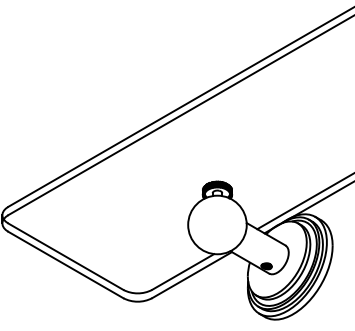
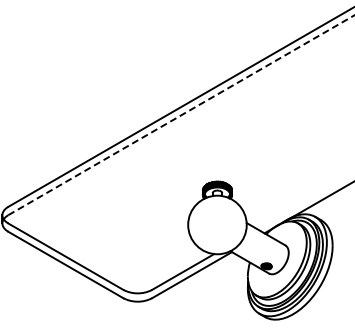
line: solid -> dashed (181, 115)
line: present -> none (304, 201)
